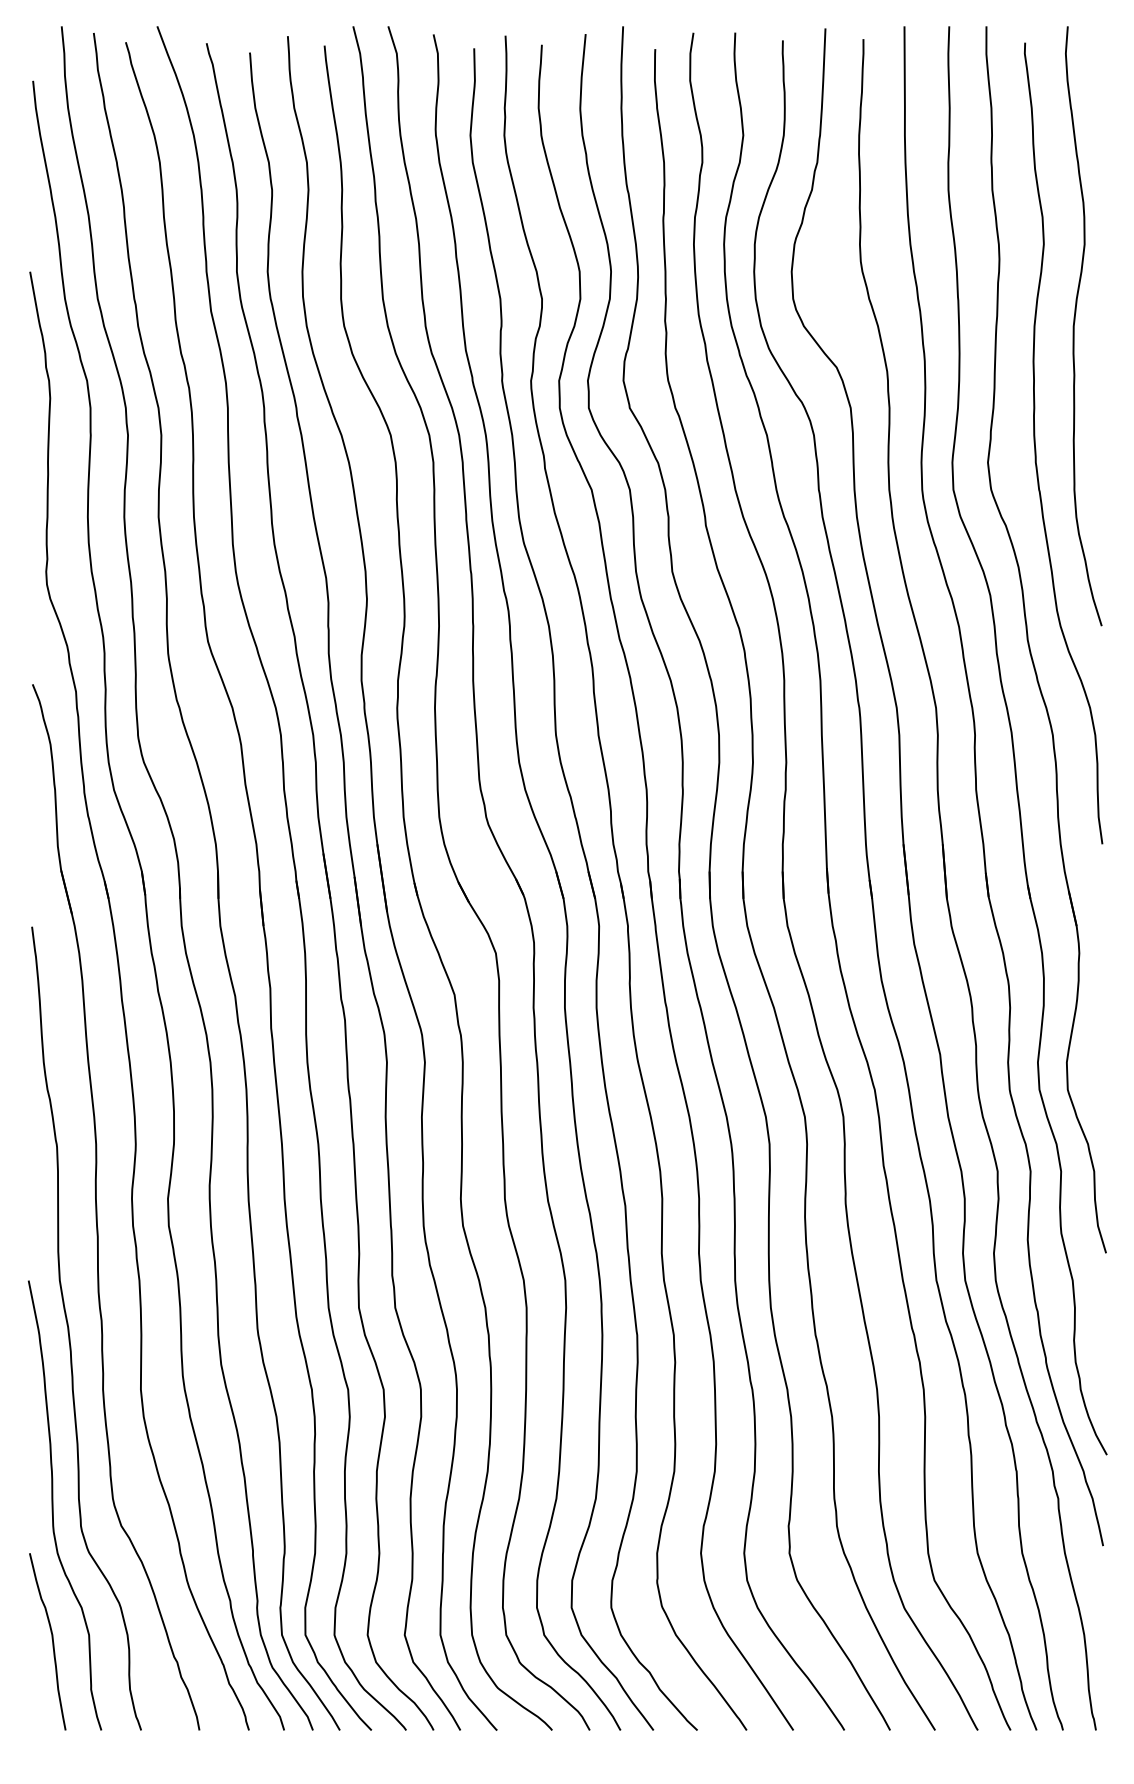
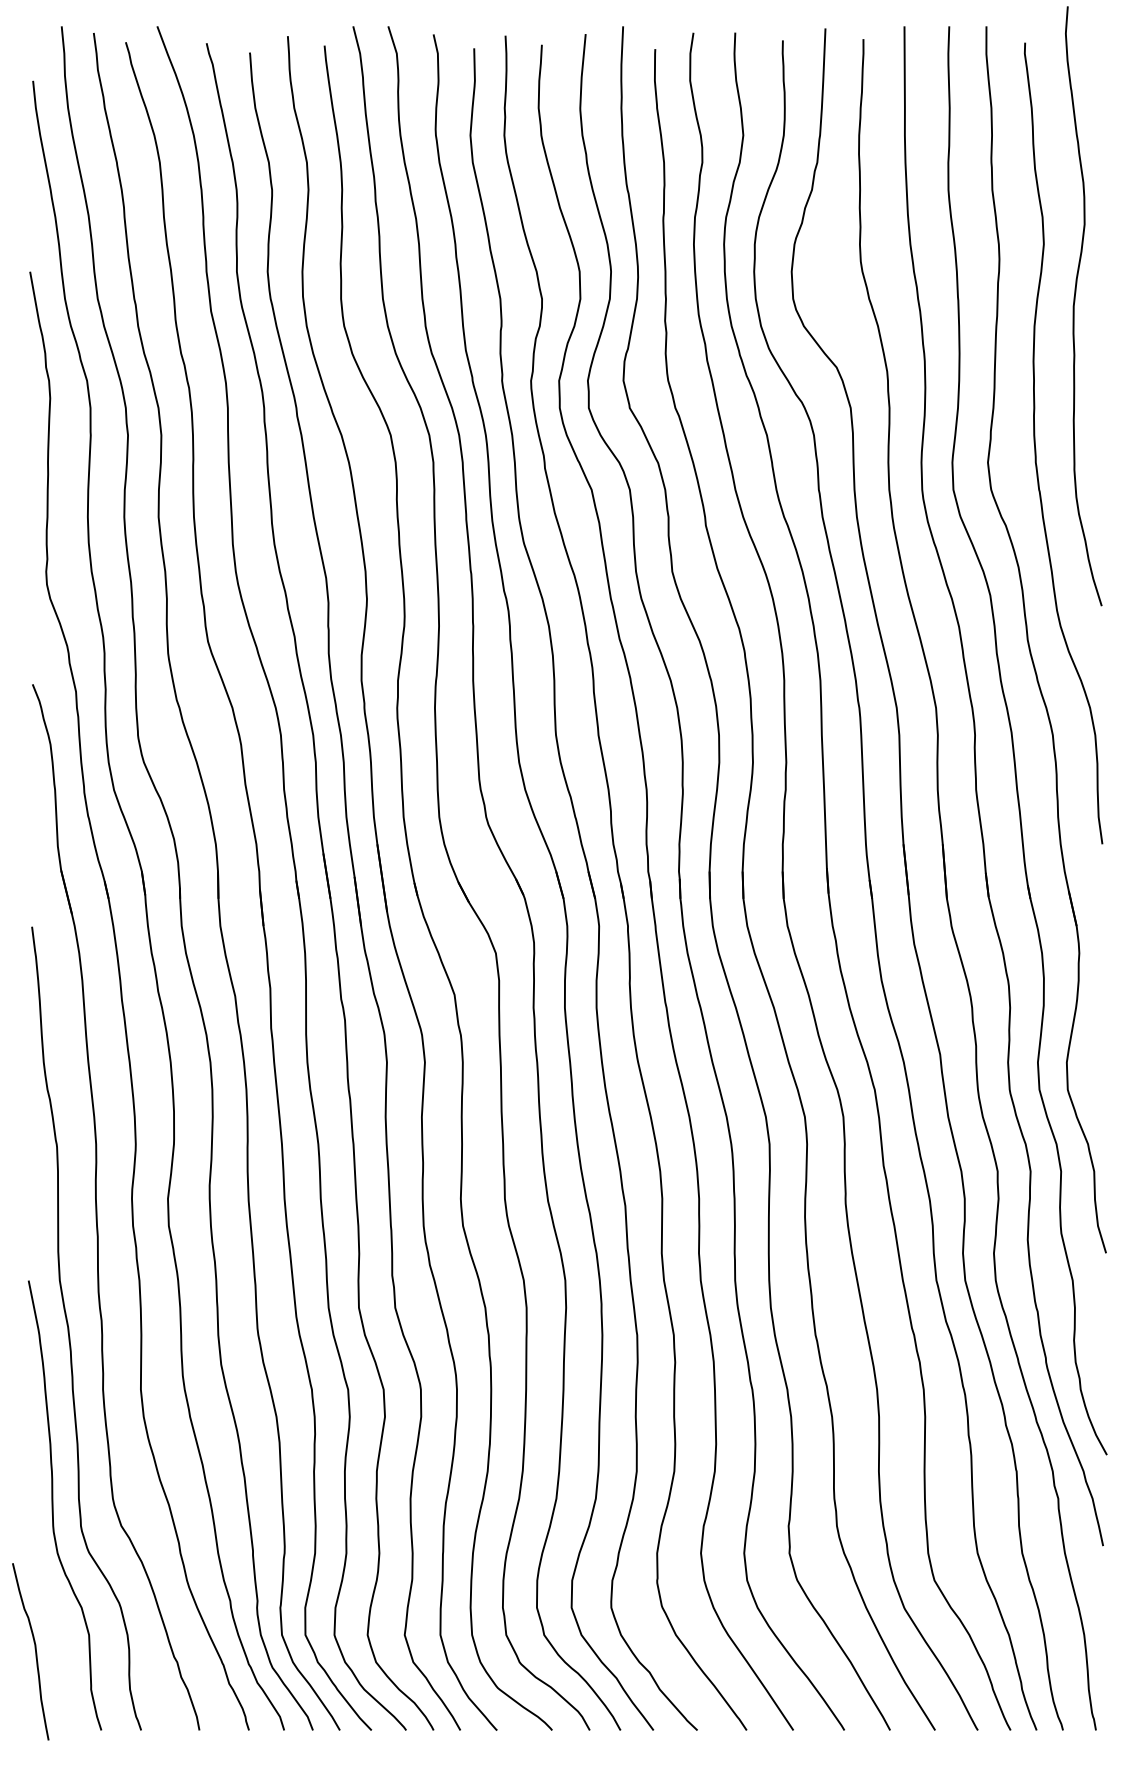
curve position: (1075, 322) -> (1075, 302) (1075, 302)
curve position: (51, 1638) -> (34, 1648) (34, 1648)
